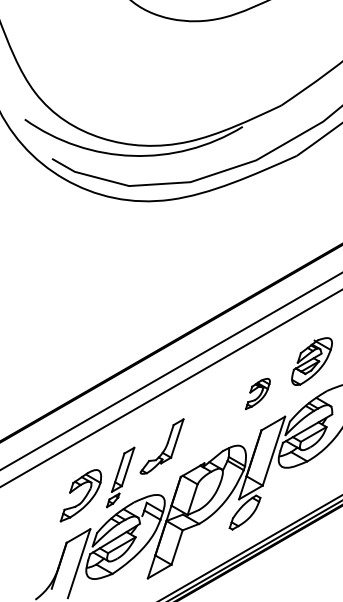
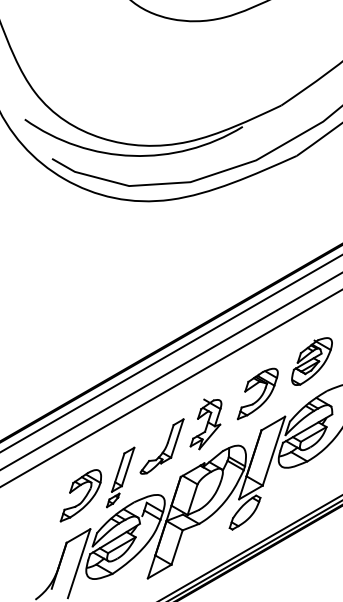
line: none -> present (170, 353)
part size: 26x34 px -> 42x54 px (257, 393)
part: none -> present (205, 424)
